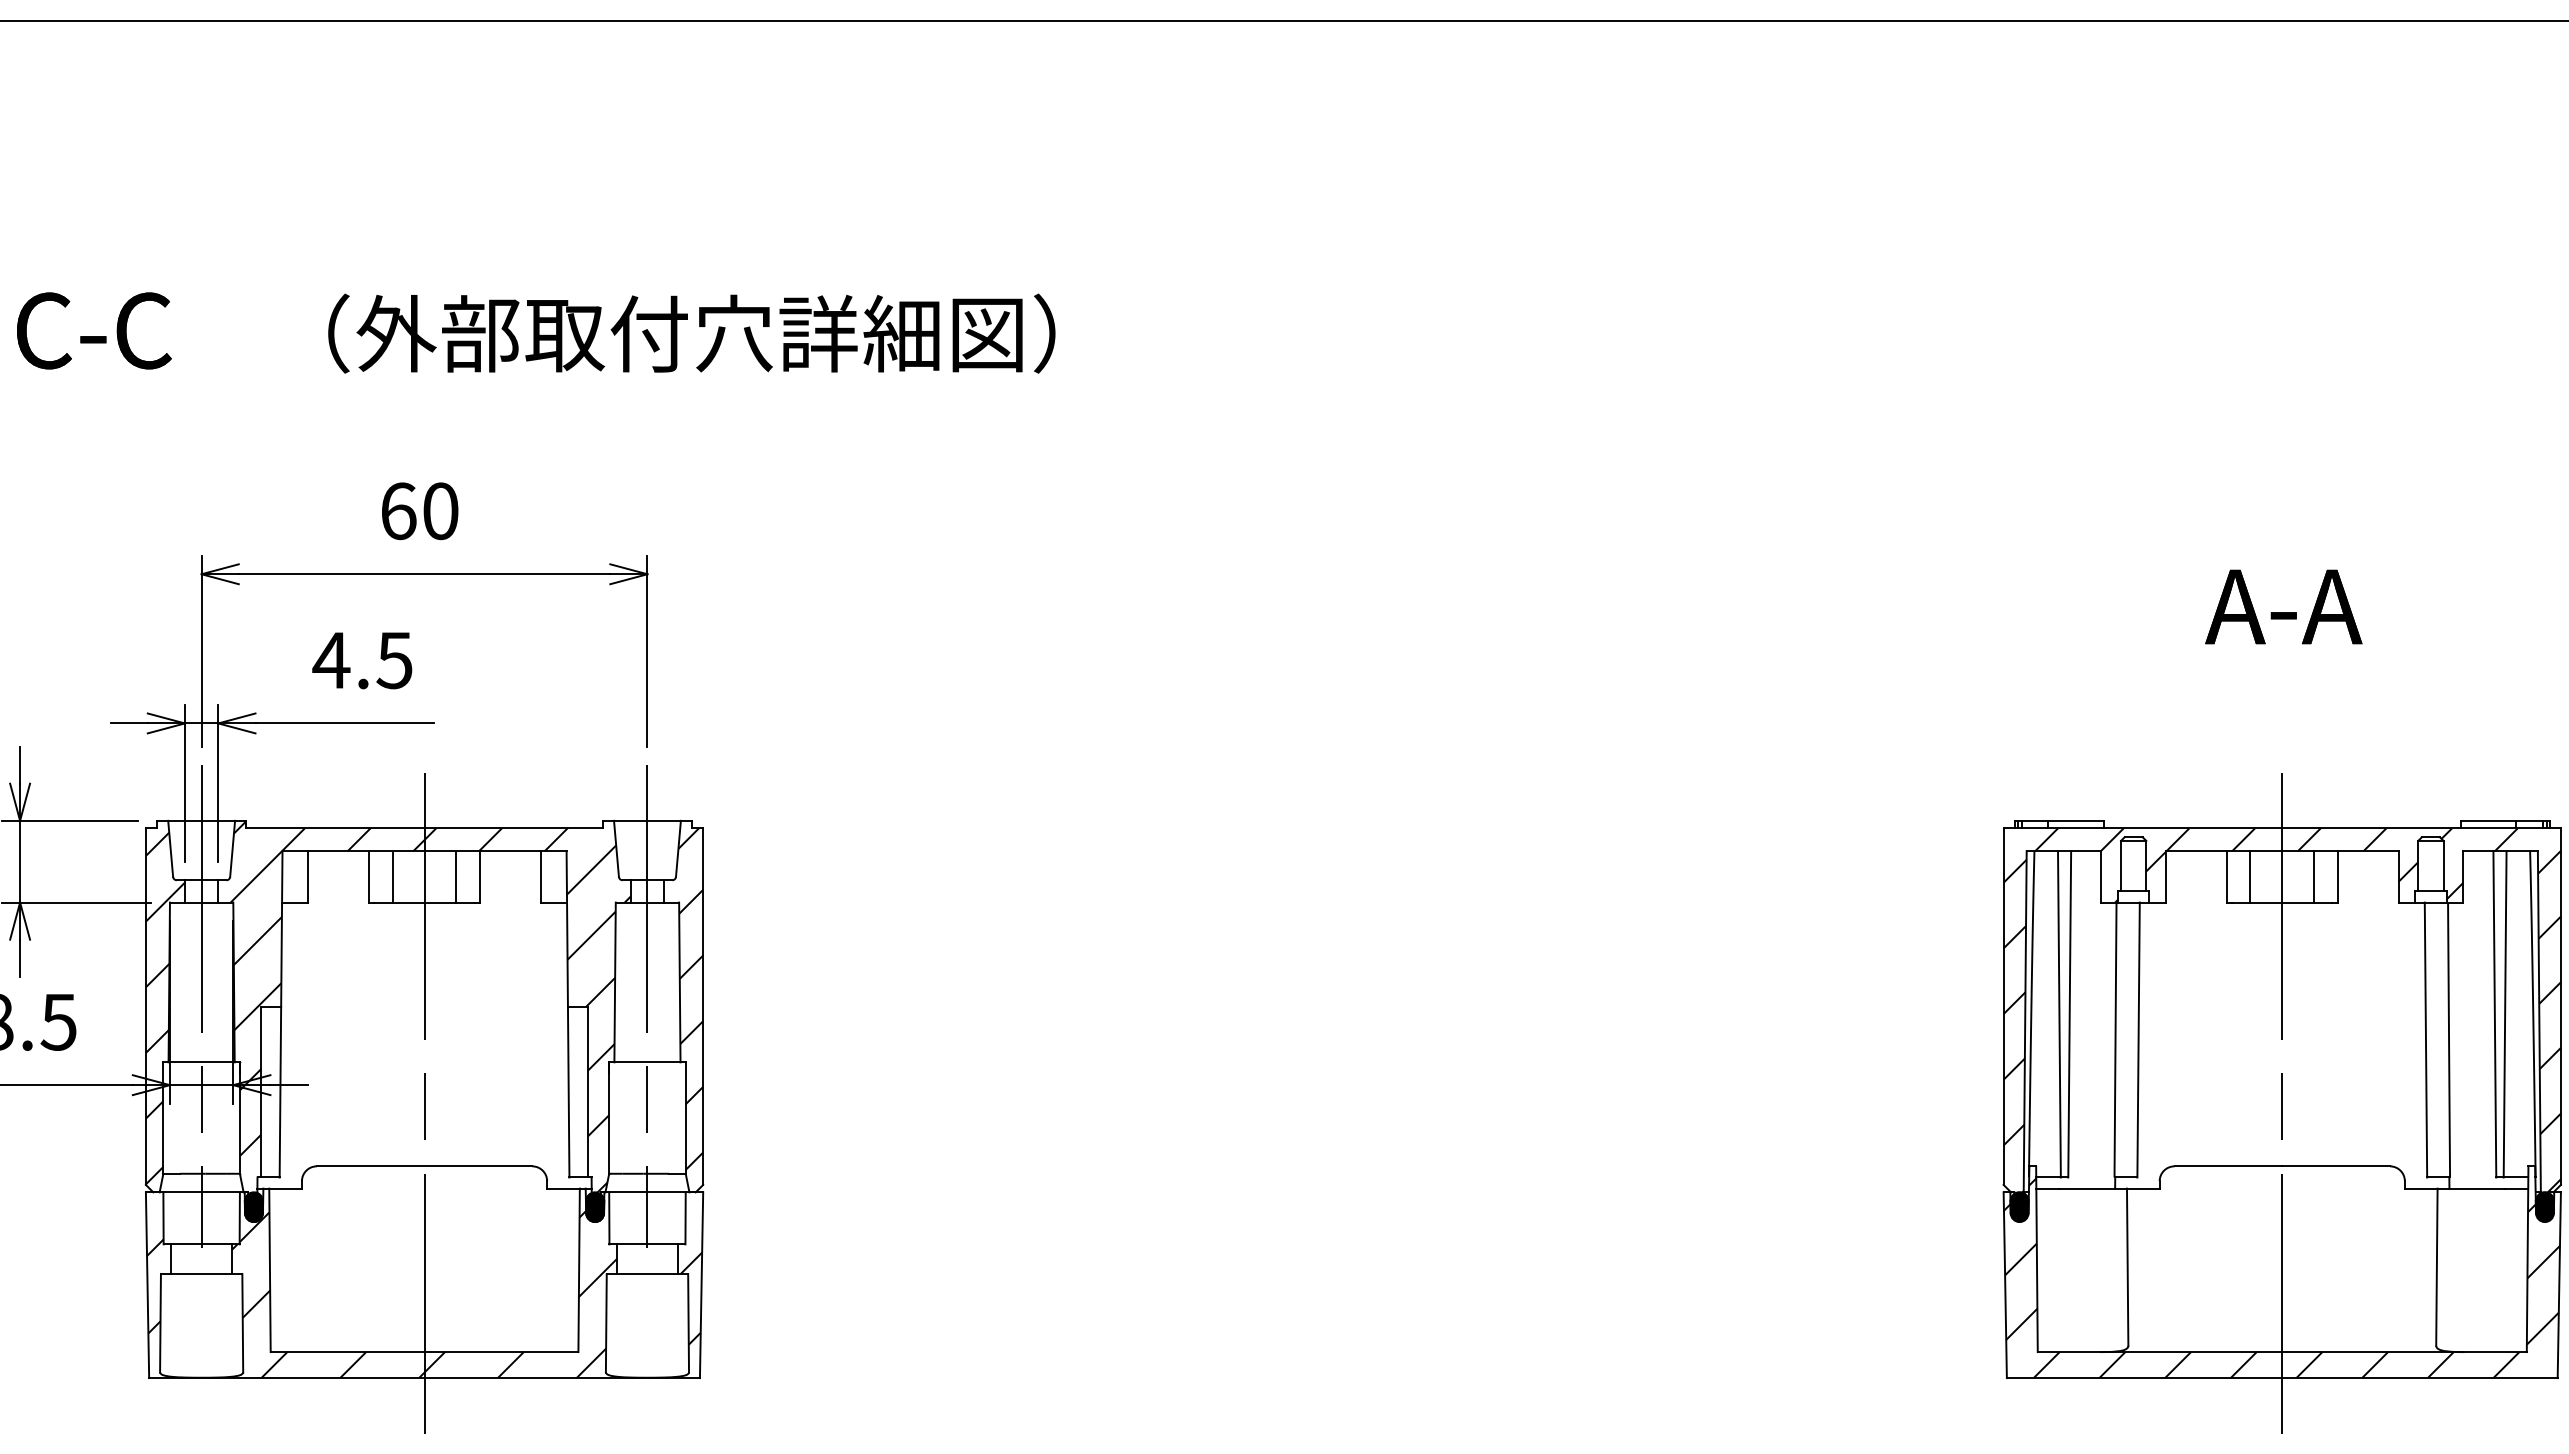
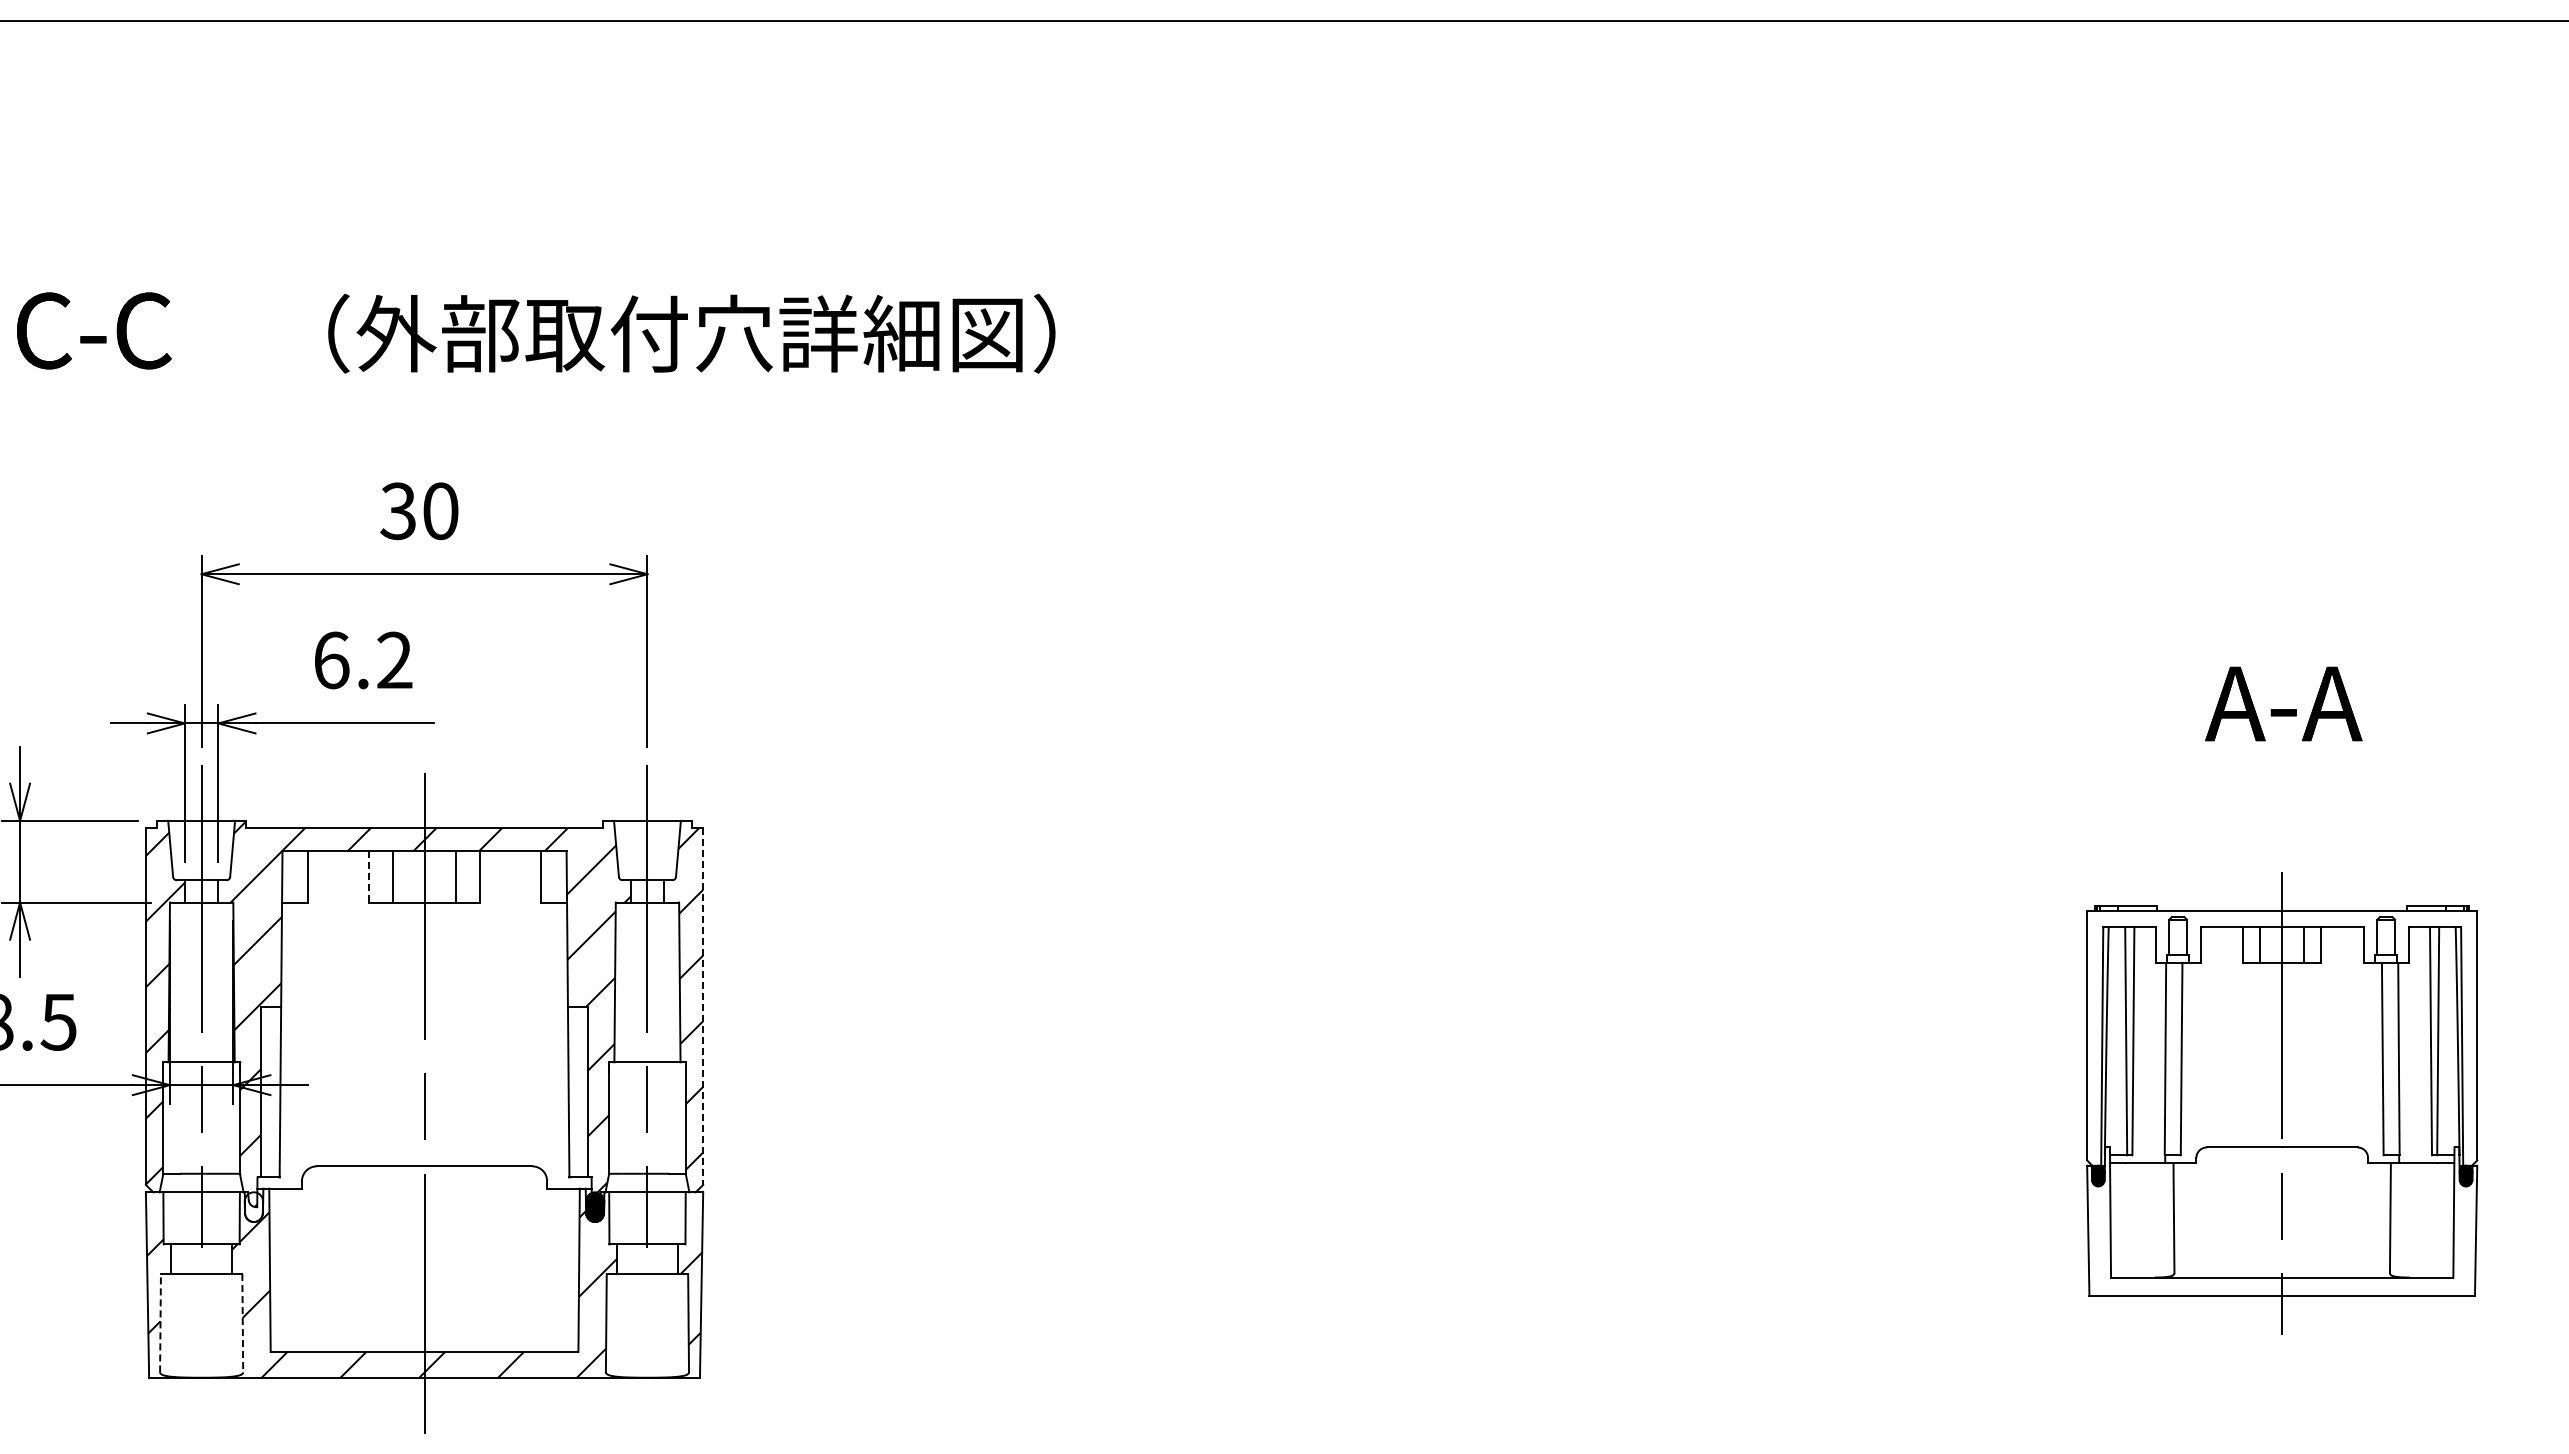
text: 60 -> 30 (398, 511)
text position: (2283, 606) -> (2283, 703) (2283, 703)
text: 4.5 -> 6.2 (362, 660)
line: solid -> dashed (368, 876)
line: solid -> dashed (703, 1007)
part size: 560x661 px -> 393x463 px (2282, 1103)
fill: present -> none (253, 1207)
line: solid -> dashed (160, 1322)
line: solid -> dashed (242, 1323)
